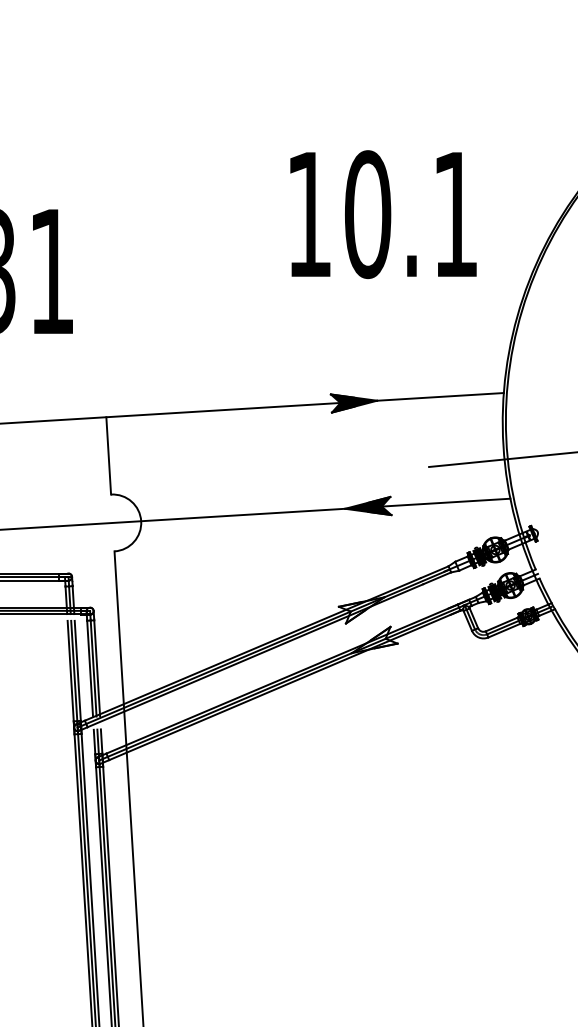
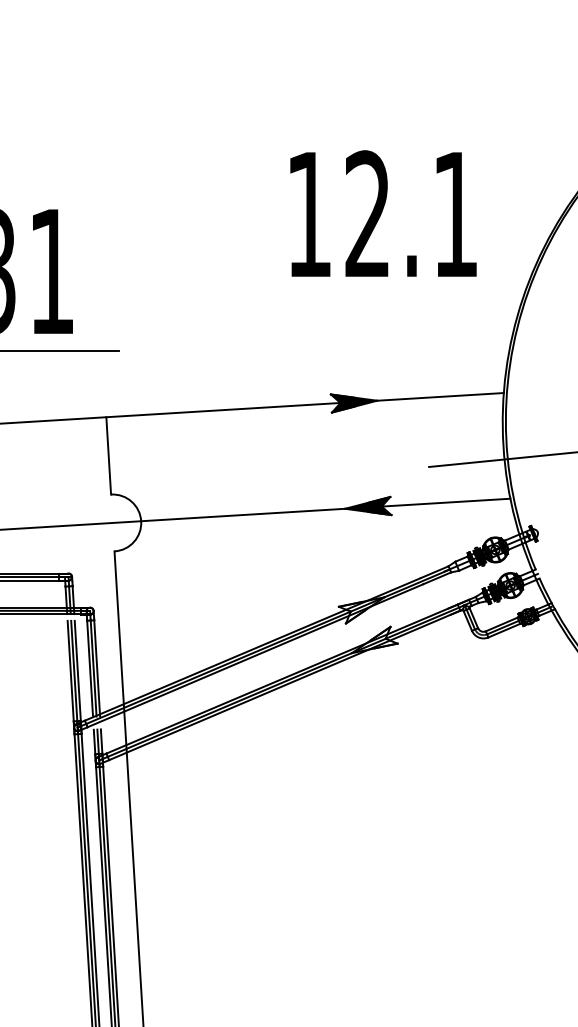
text: 10.1 -> 12.1 (368, 214)
line: none -> present (60, 350)
